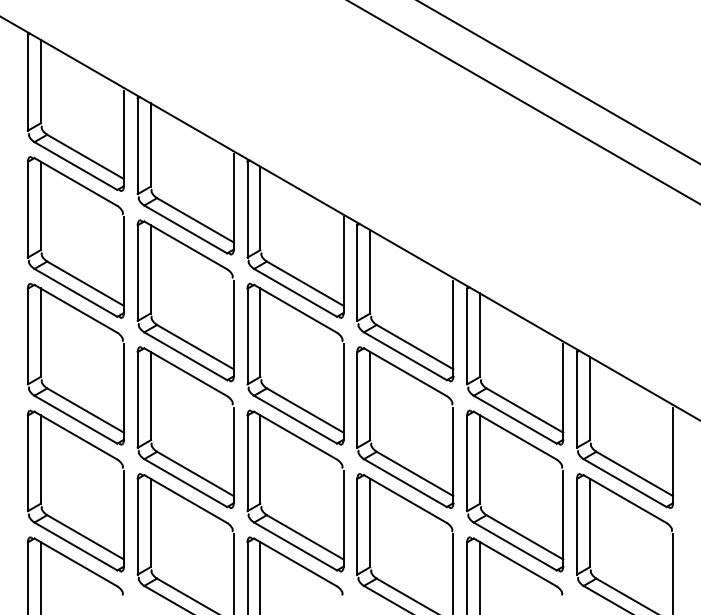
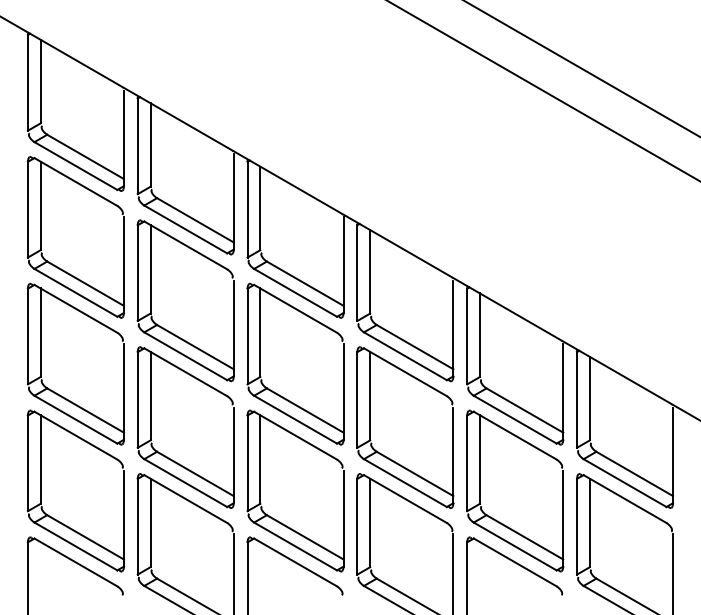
line position: (558, 82) -> (581, 68) (581, 68)
line position: (523, 102) -> (543, 91) (543, 91)
line: present -> none (40, 576)
line: present -> none (260, 576)
line: present -> none (479, 576)
